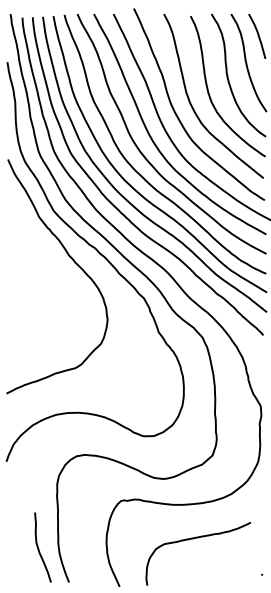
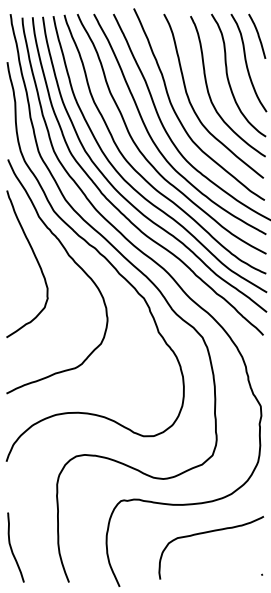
curve: none -> present (35, 259)
curve position: (193, 539) -> (206, 533) (206, 533)
curve position: (39, 548) -> (12, 548) (12, 548)
